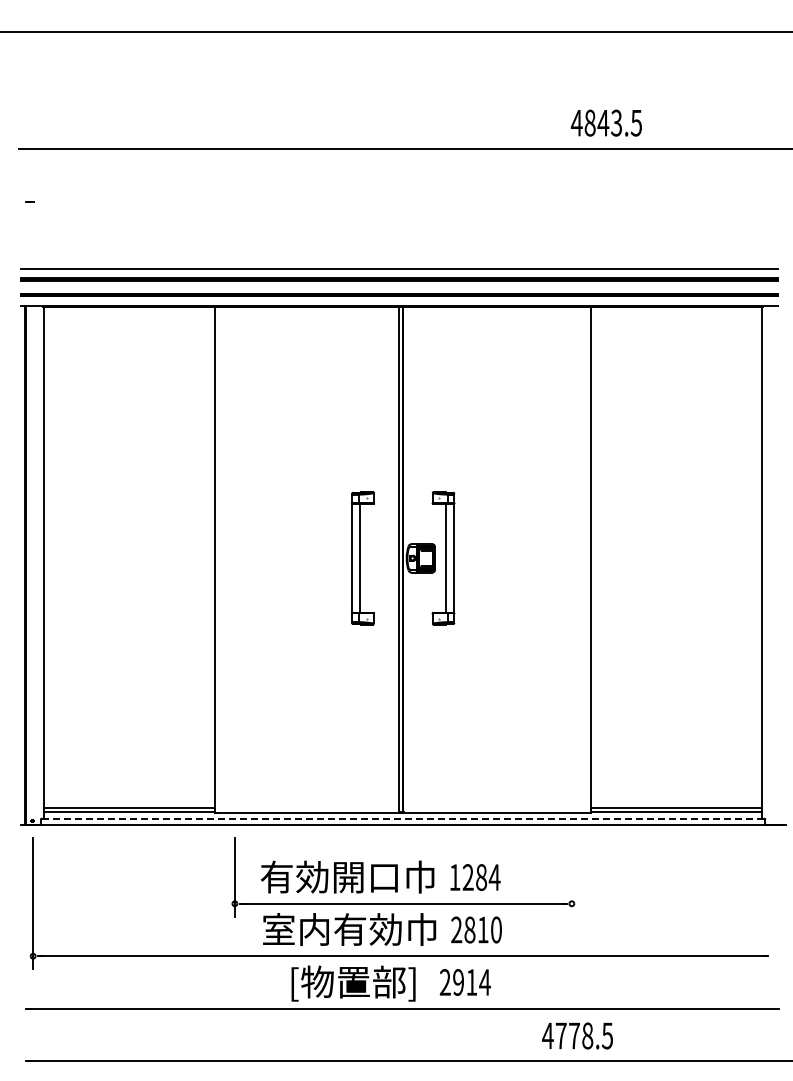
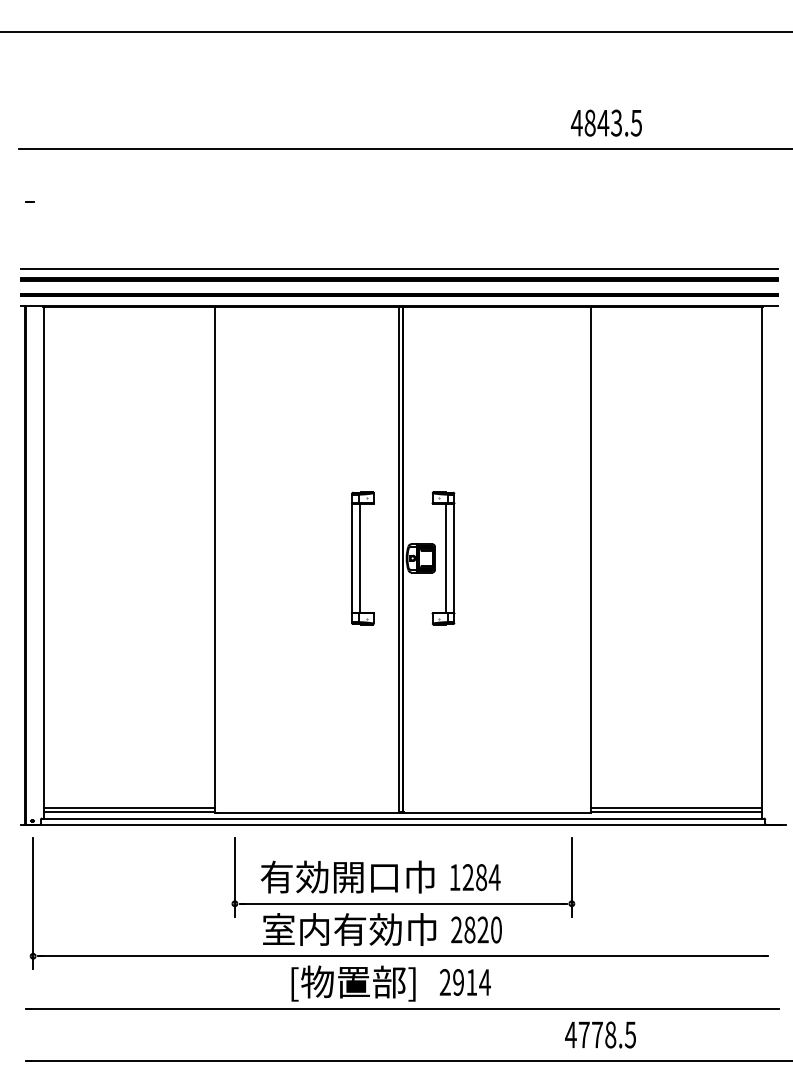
line: dashed -> solid (403, 818)
line: none -> present (571, 877)
text: 2810 -> 2820 (482, 929)
text position: (577, 1035) -> (600, 1034) (600, 1034)
